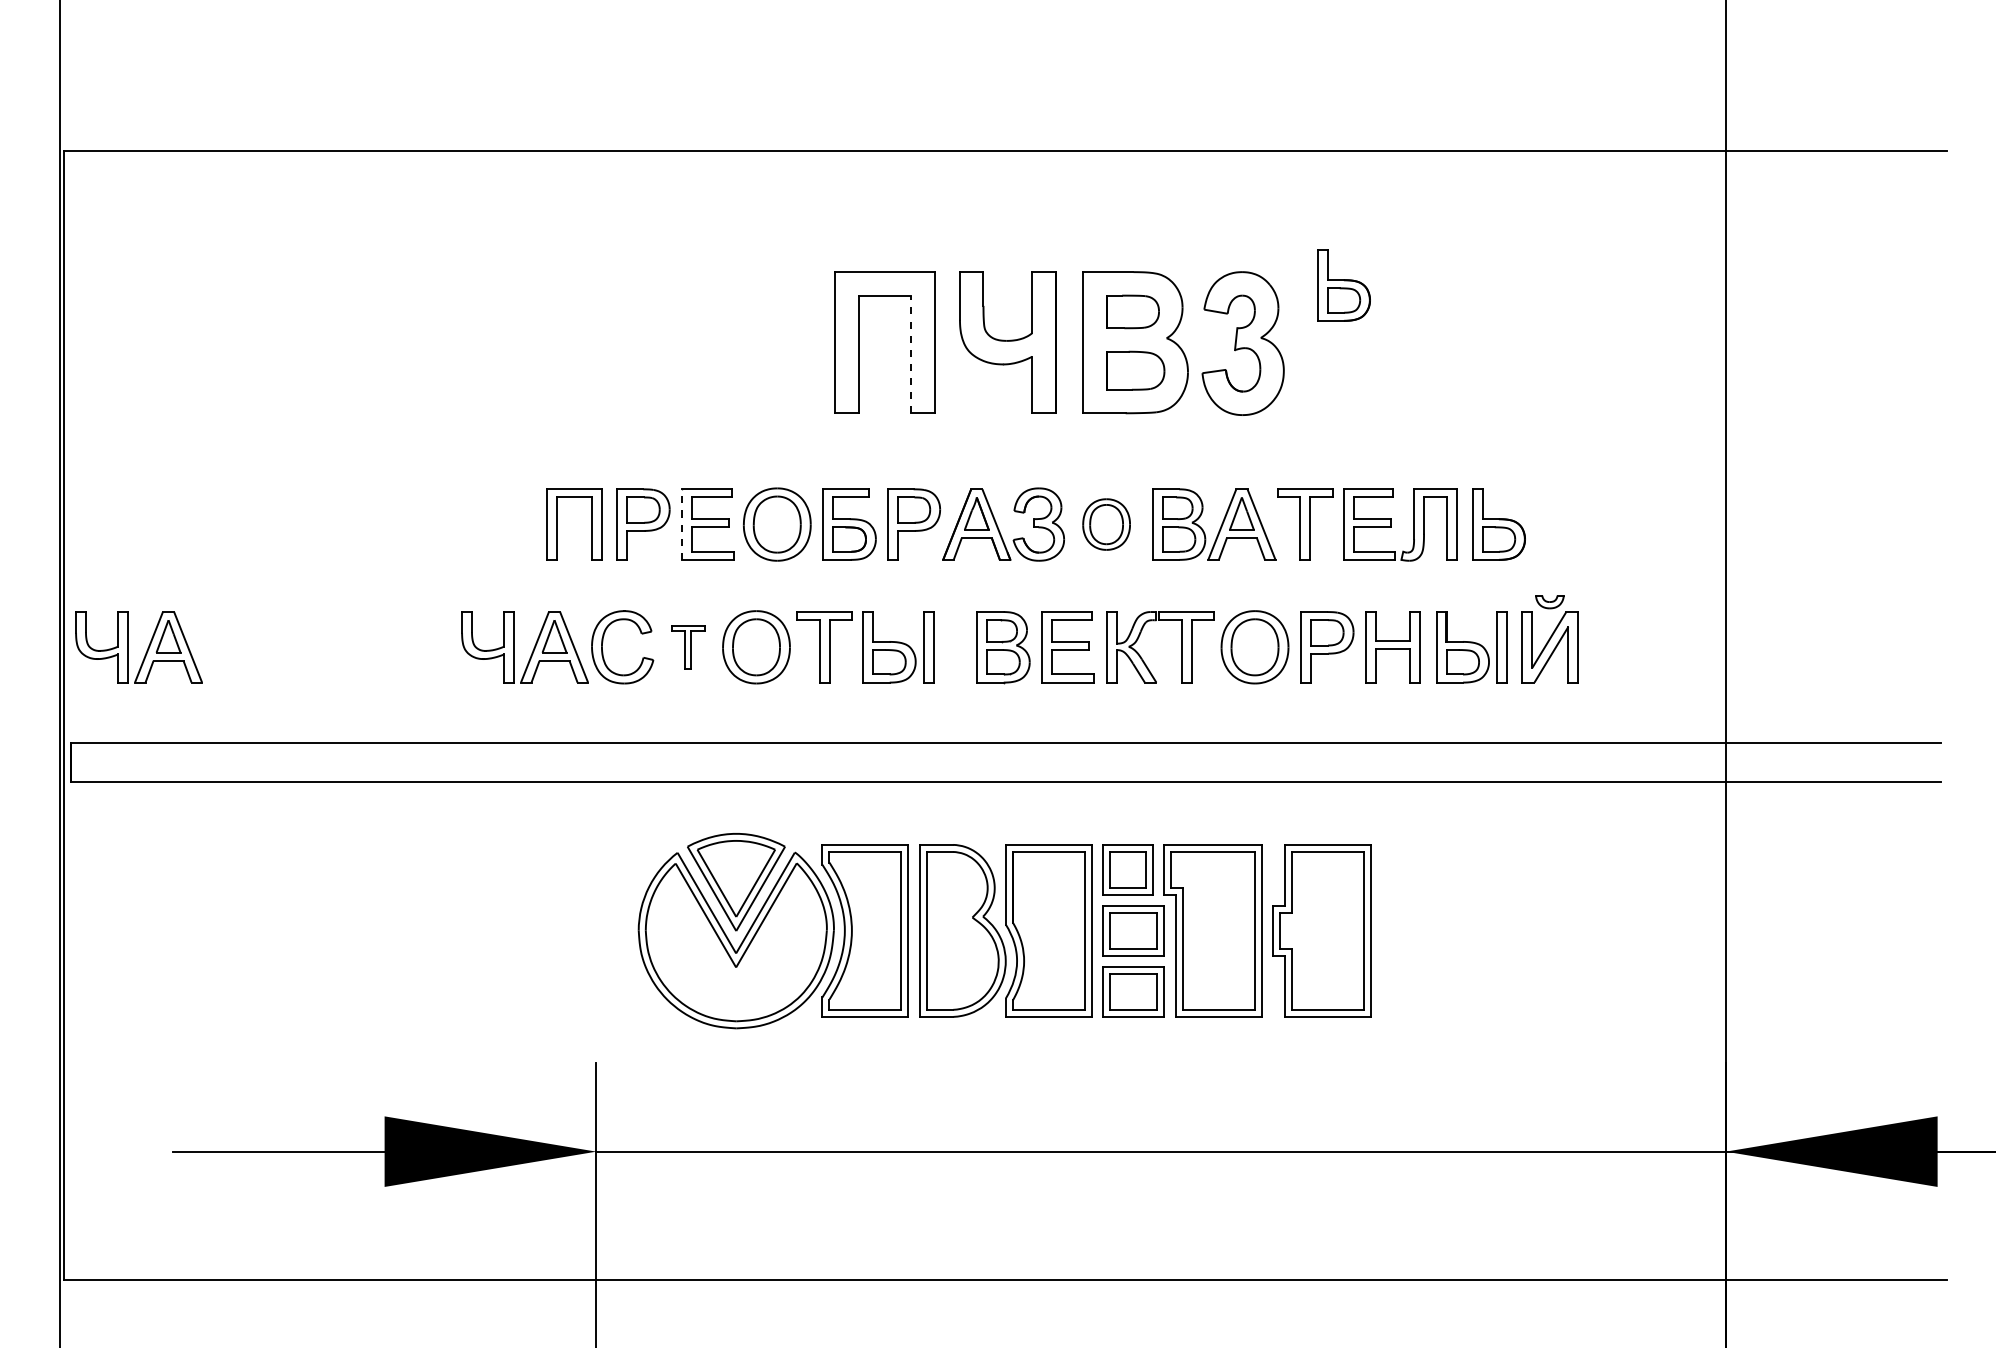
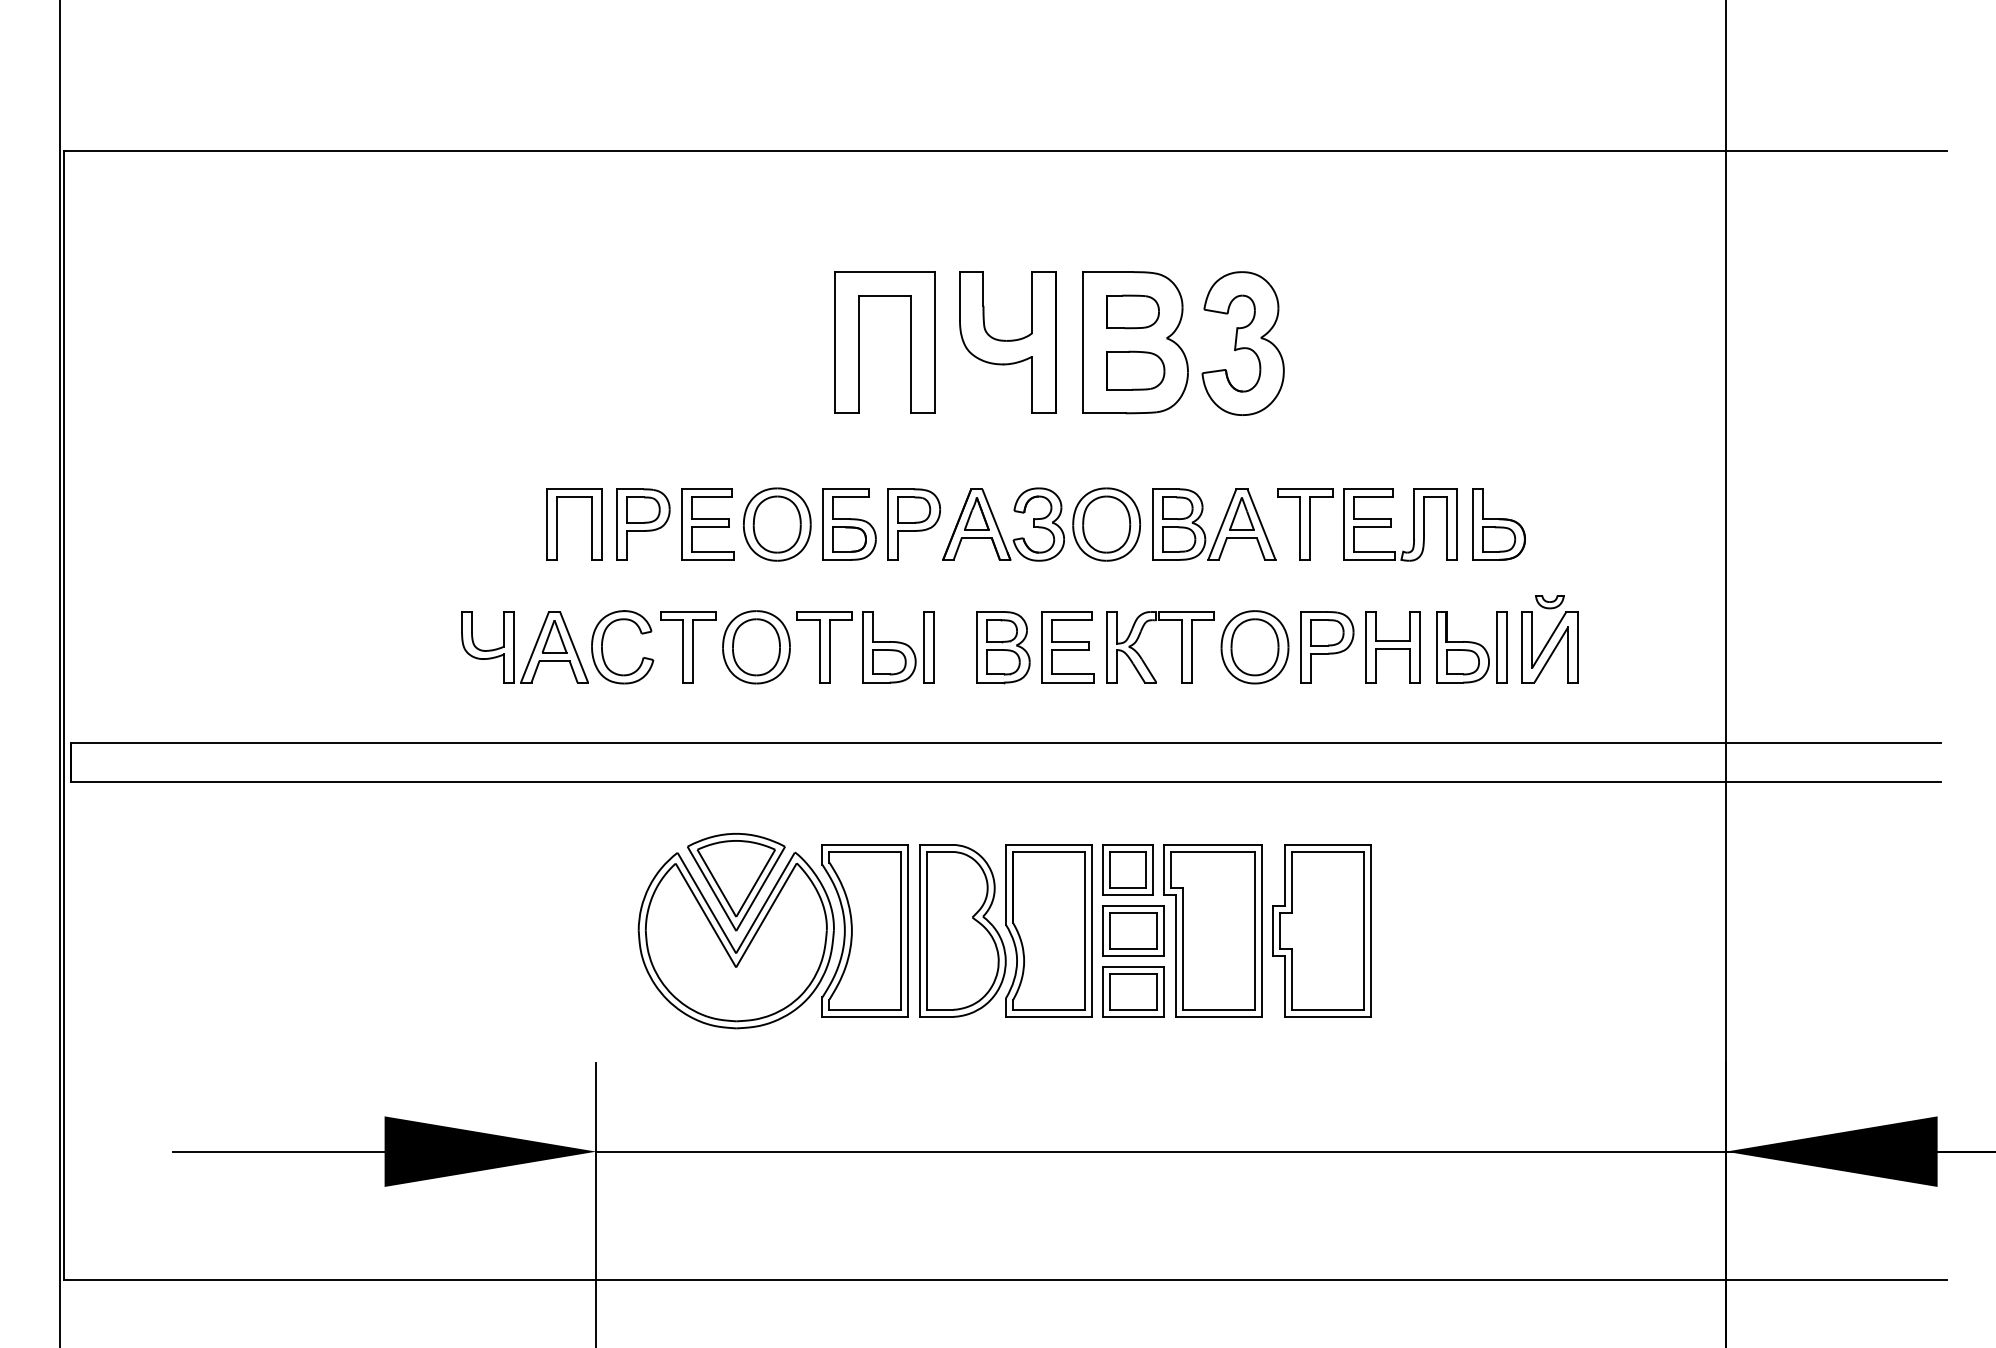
part: present -> none (1343, 285)
line: dashed -> solid (911, 354)
line: dashed -> solid (682, 524)
part size: 49x53 px -> 69x75 px (1106, 524)
part size: 35x45 px -> 57x73 px (688, 647)
part: present -> none (146, 650)
